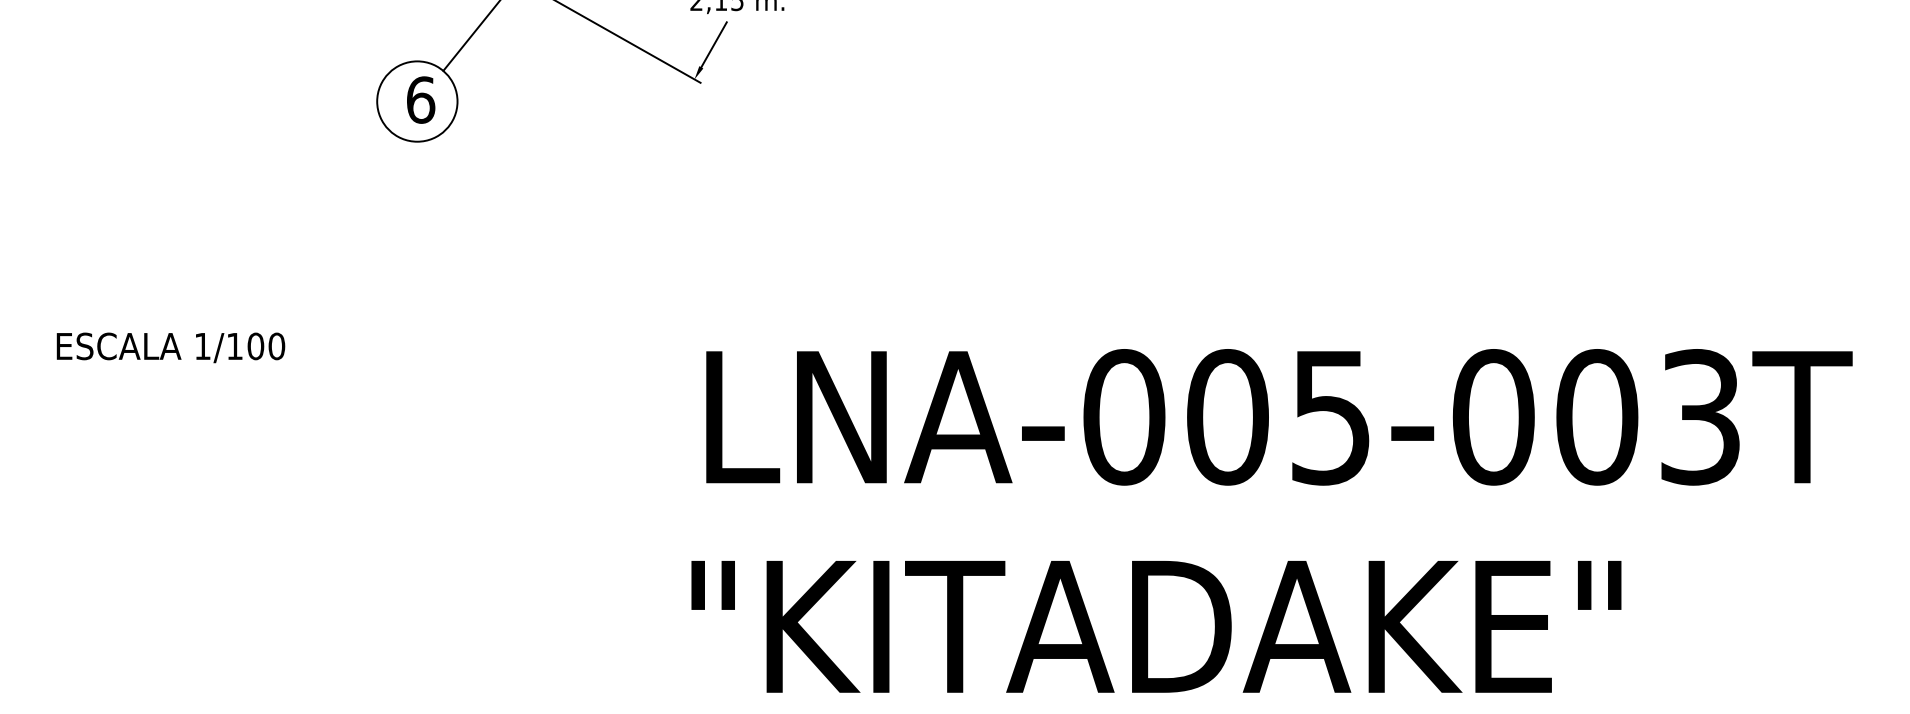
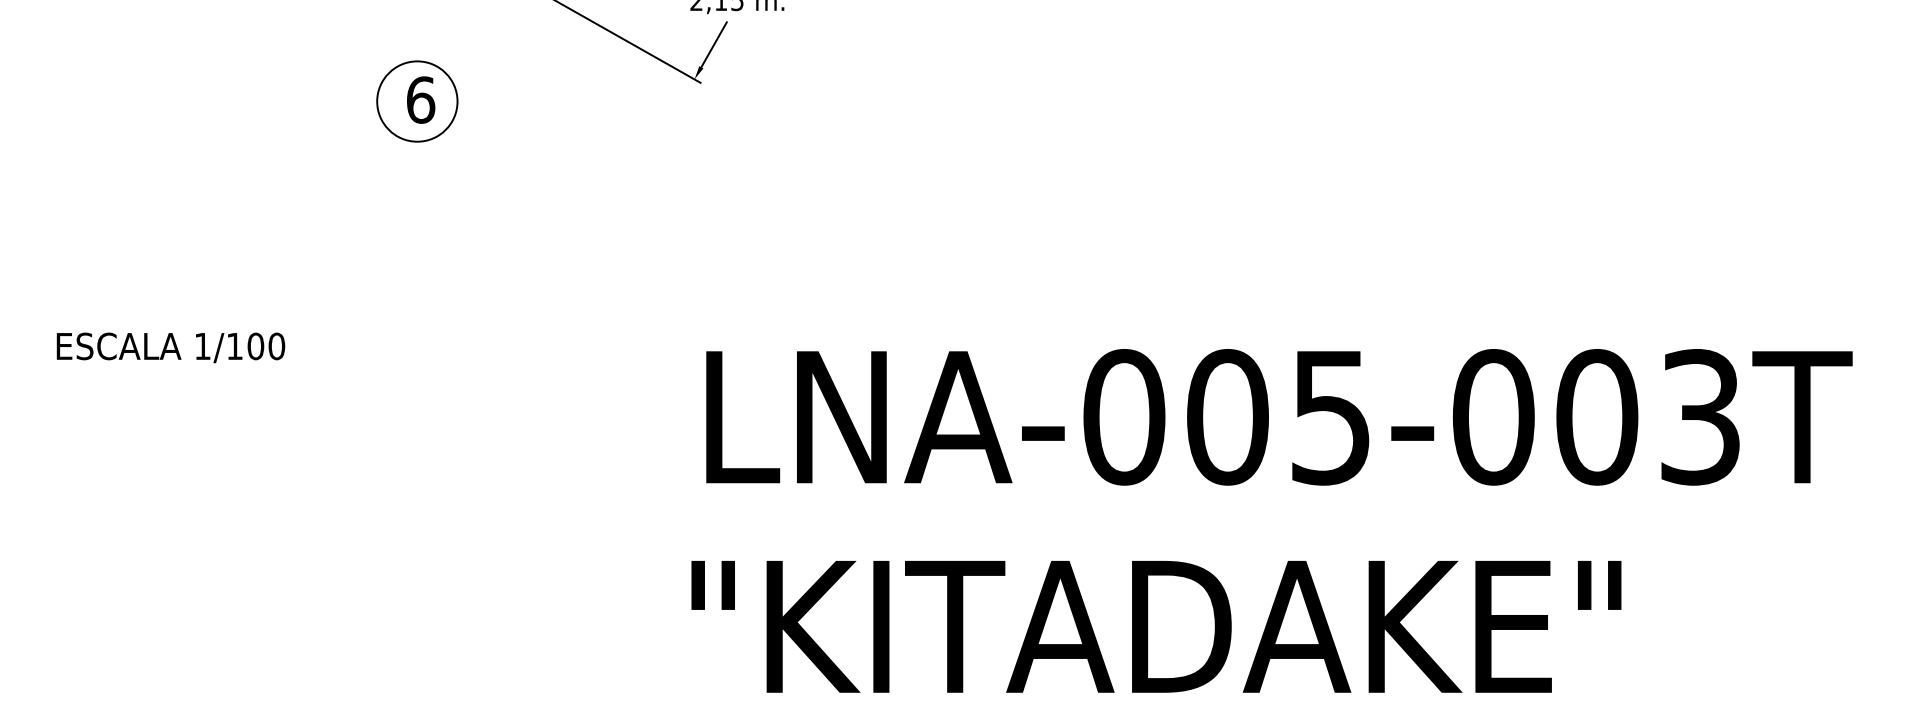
line: present -> none (470, 36)
